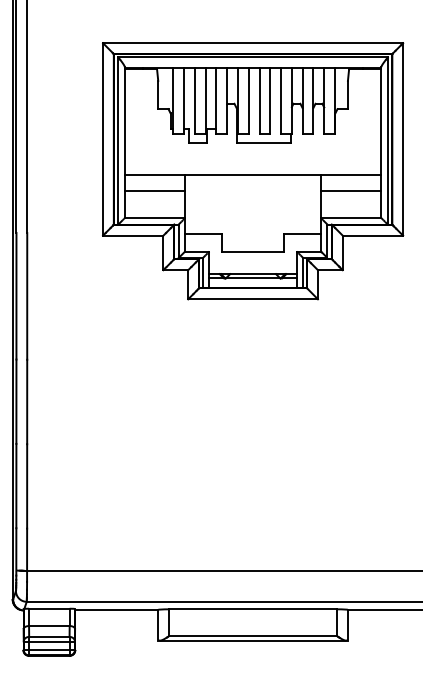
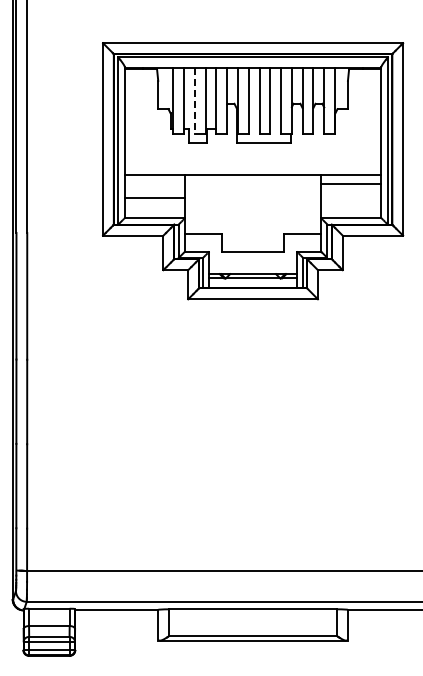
line: solid -> dashed (194, 101)
line position: (154, 191) -> (154, 198) (154, 198)
line position: (351, 191) -> (351, 184) (351, 184)
